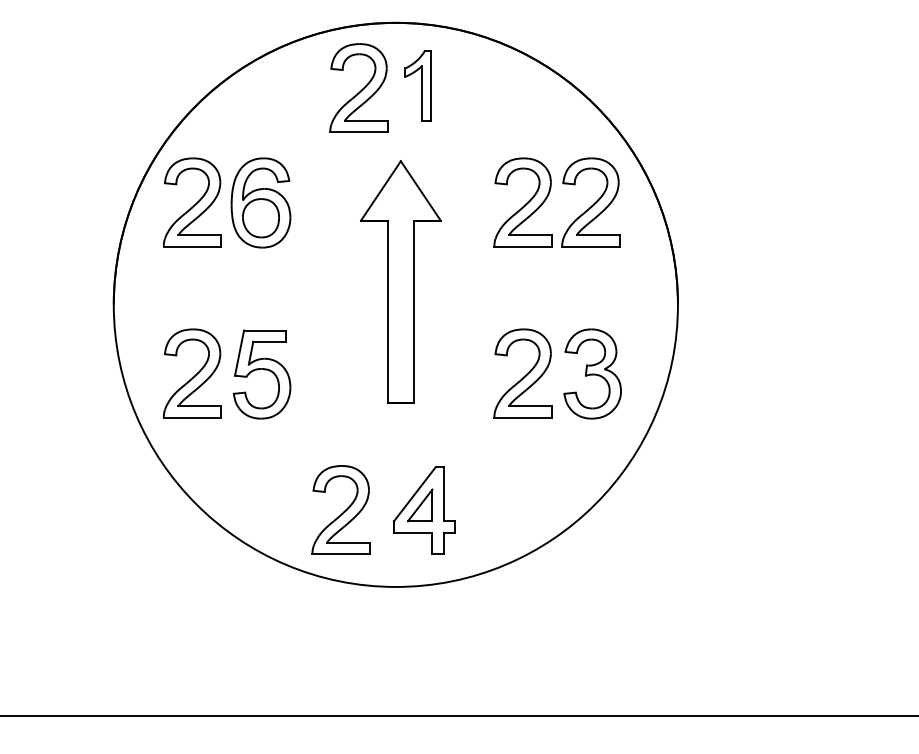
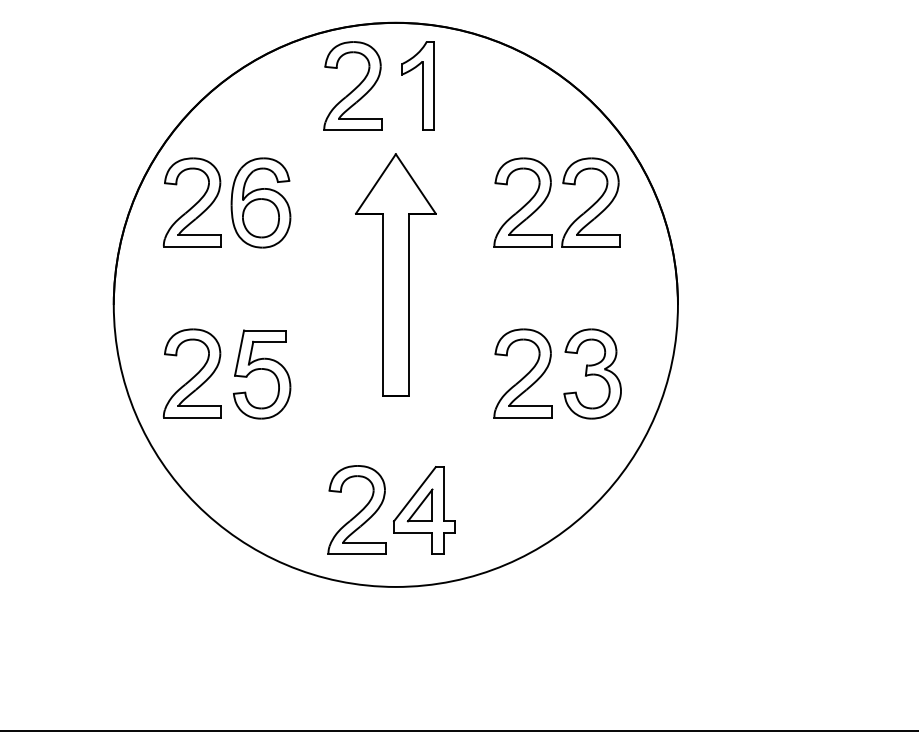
part size: 28x72 px -> 34x90 px (417, 85)
part position: (358, 87) -> (352, 85) (352, 85)
part position: (400, 281) -> (395, 274) (395, 274)
part position: (340, 509) -> (356, 509) (356, 509)
line position: (458, 716) -> (458, 731) (458, 731)
